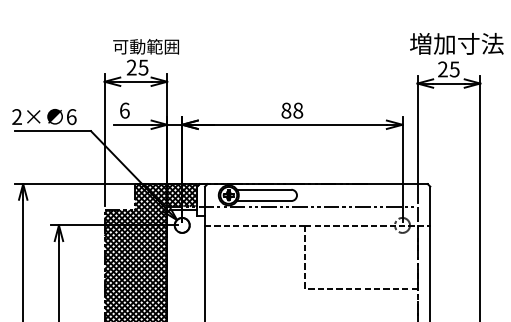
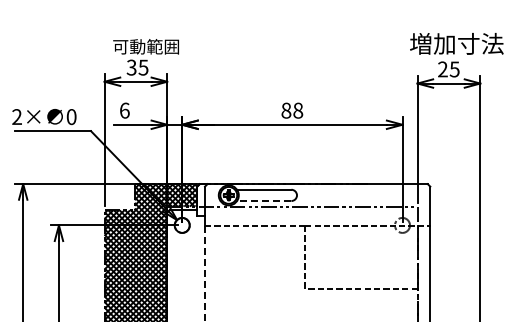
text: 25 -> 35 (131, 67)
text: 6 -> 0 (71, 116)
line: solid -> dashed (263, 201)
line: solid -> dashed (205, 273)
